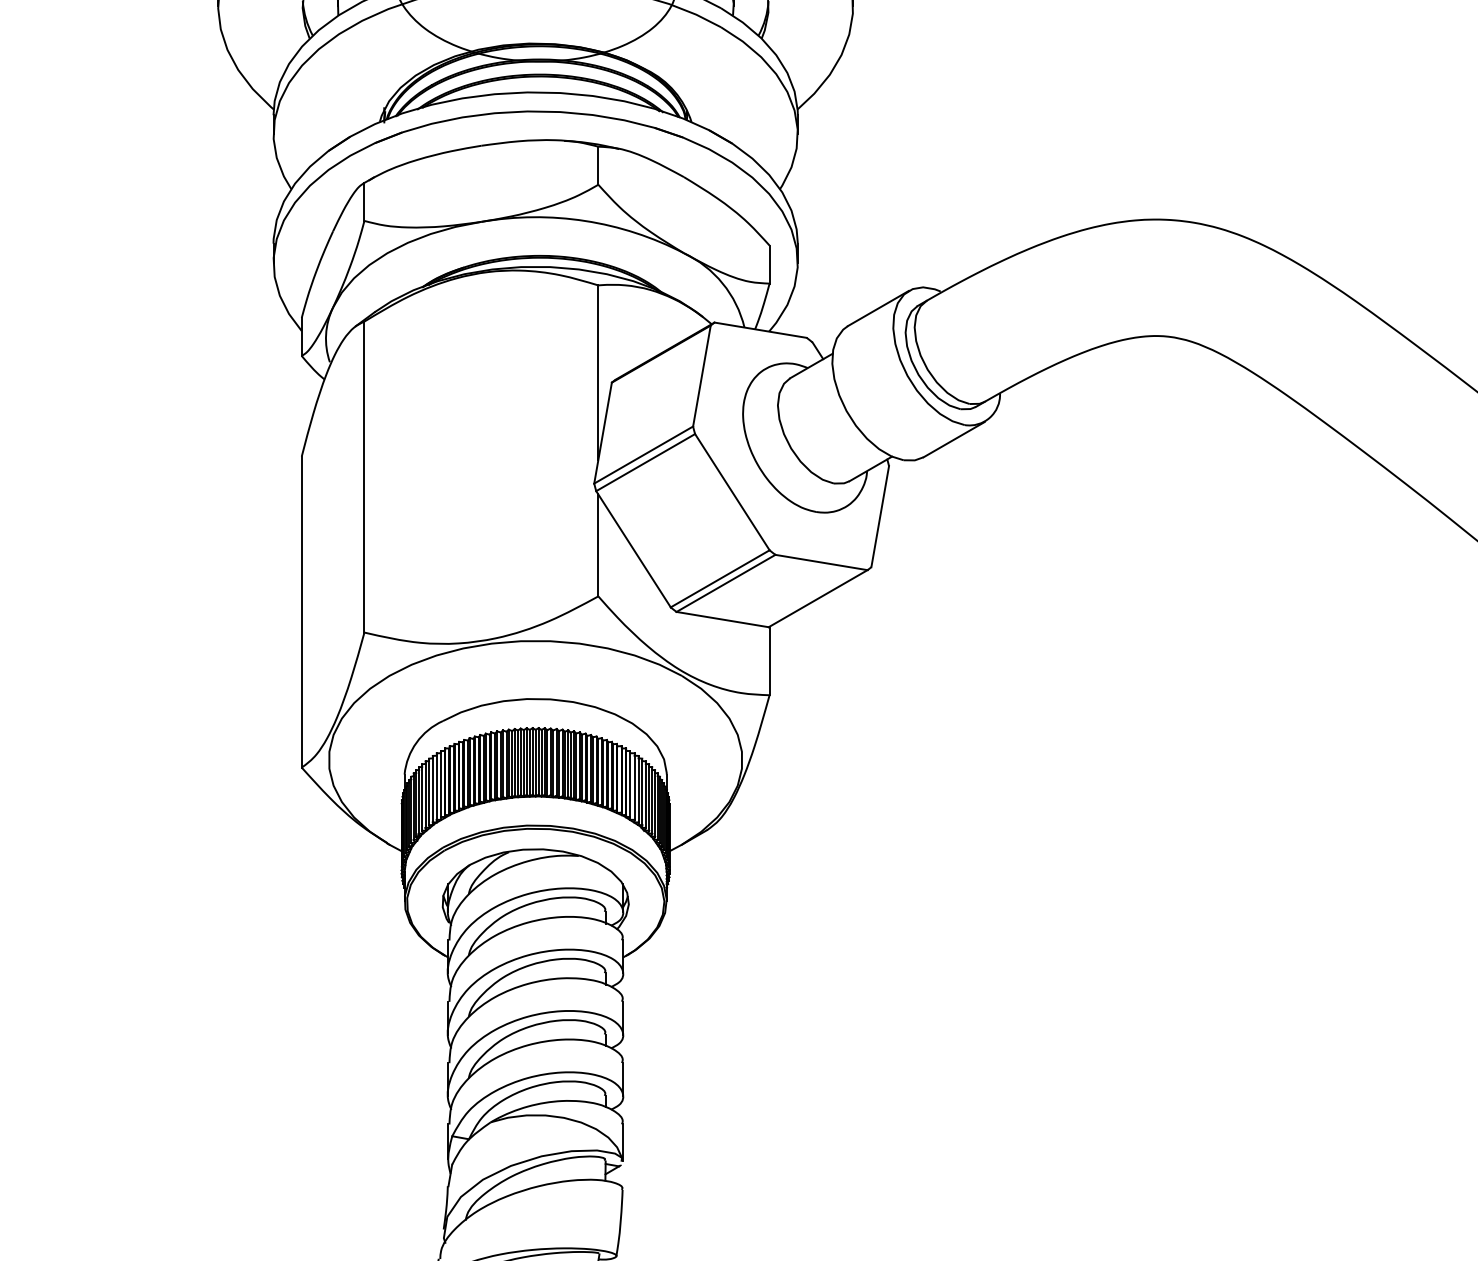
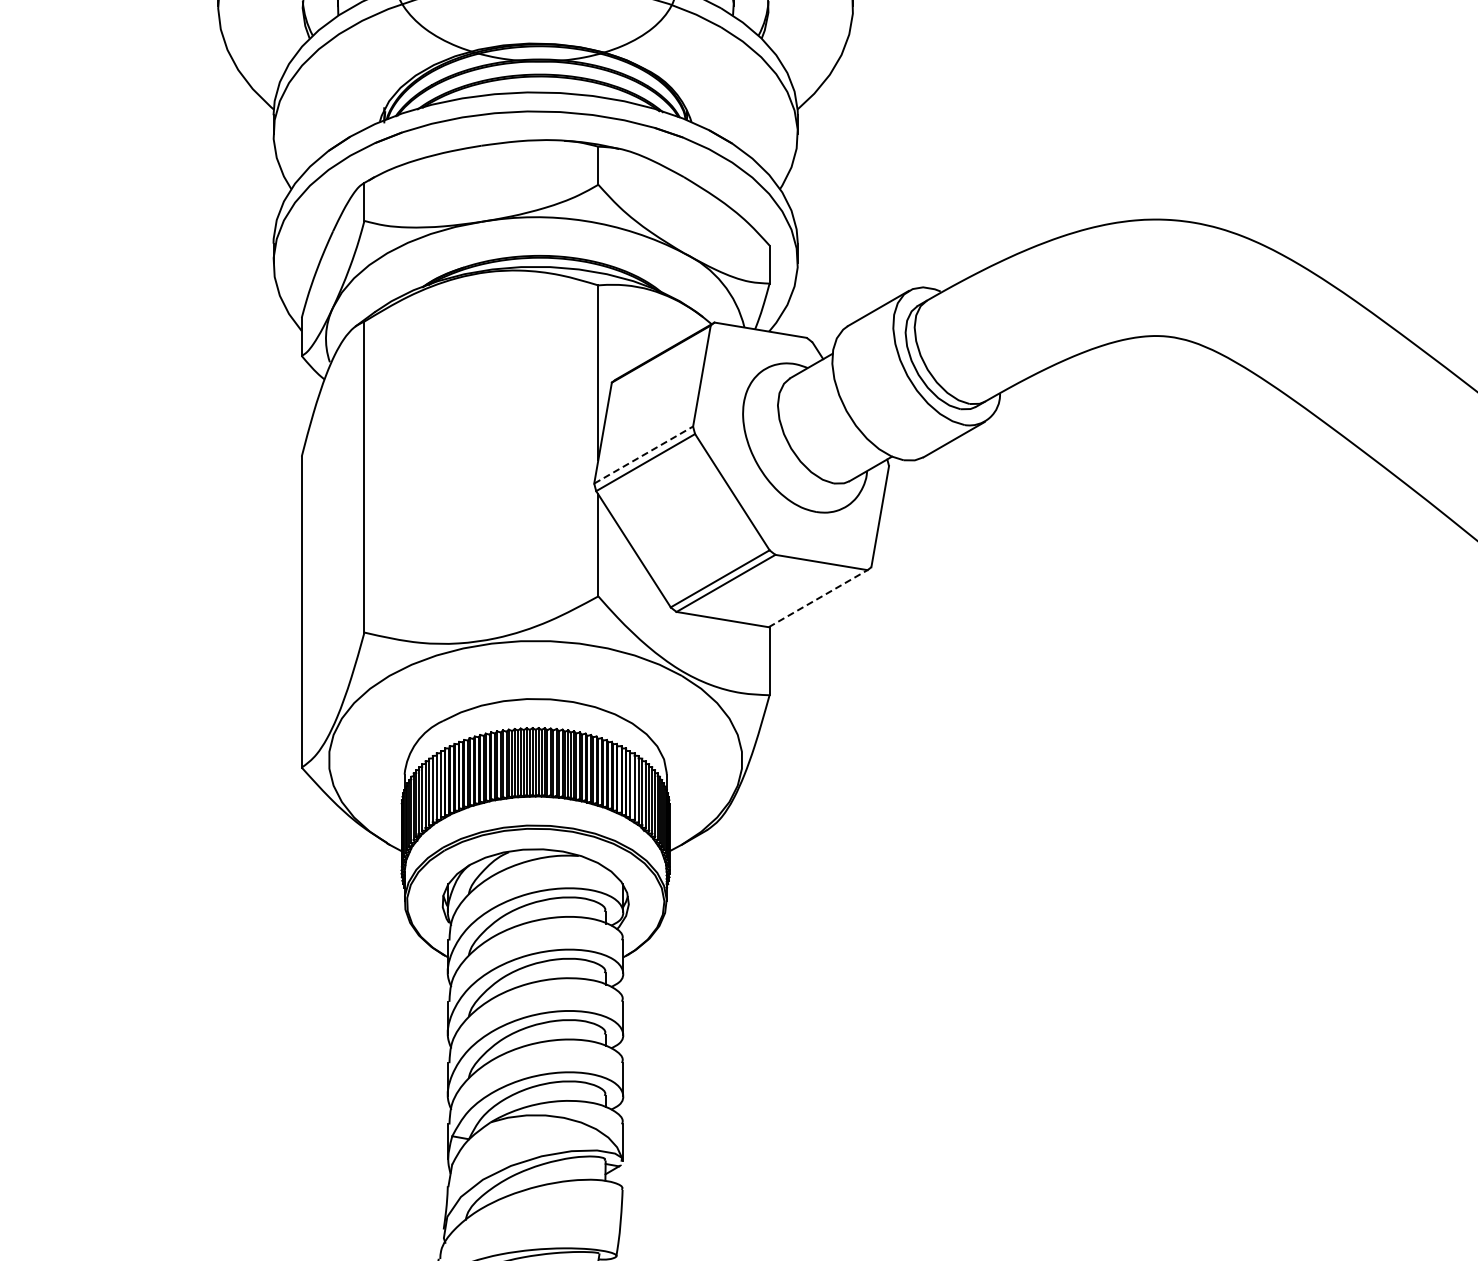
line: solid -> dashed (644, 454)
line: solid -> dashed (818, 598)
